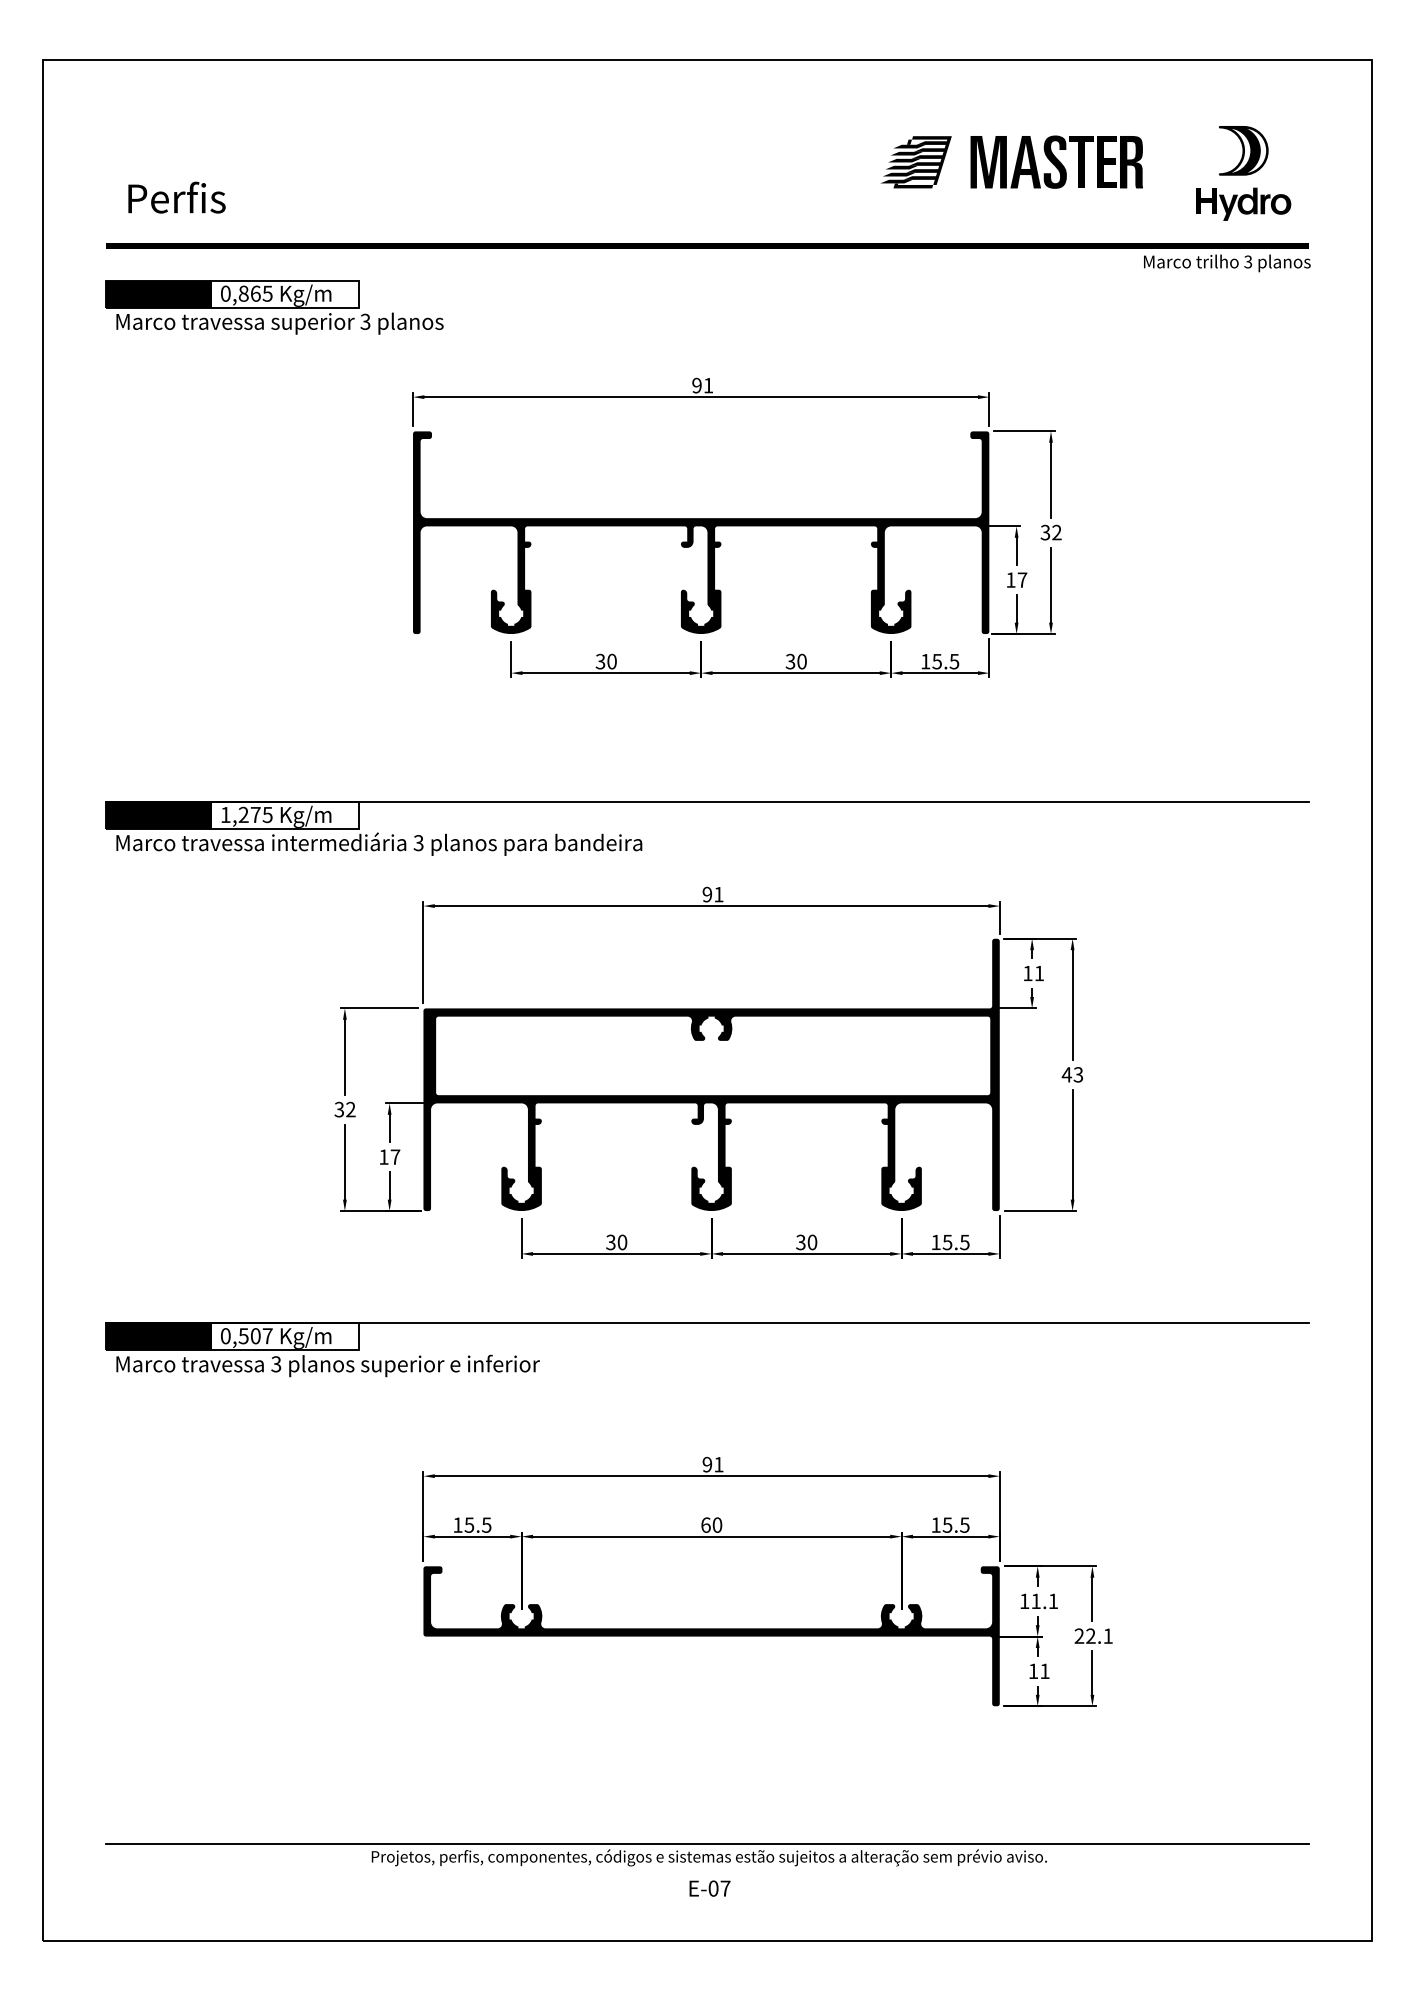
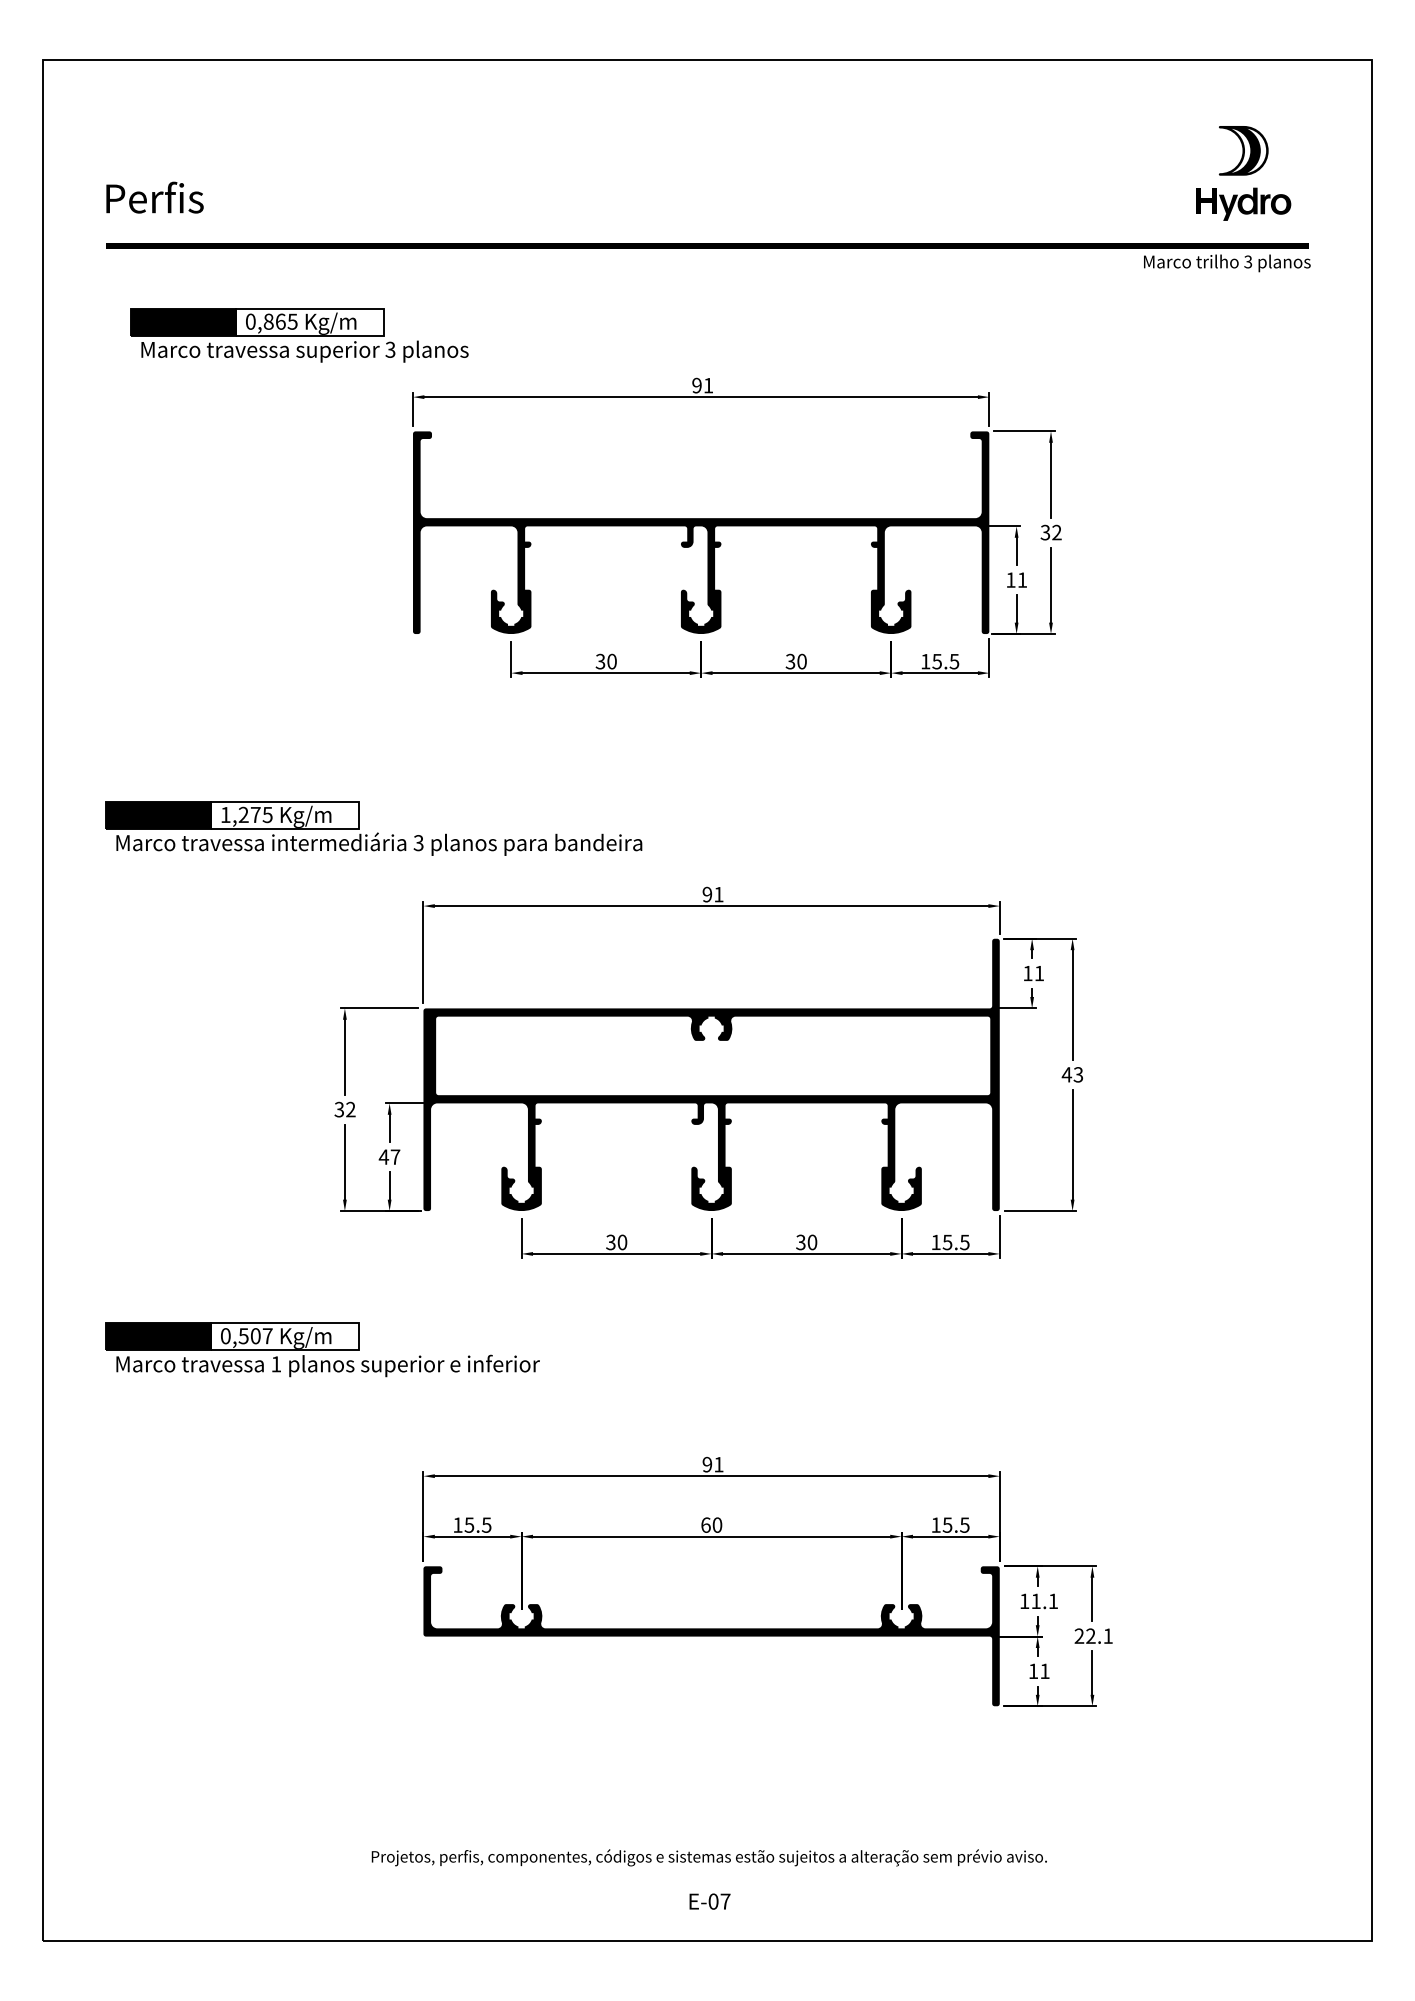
part: present -> none (1011, 161)
text position: (176, 197) -> (154, 197) (154, 197)
part position: (274, 307) -> (299, 335) (299, 335)
text: 17 -> 11 (1022, 579)
line: present -> none (707, 801)
text: 17 -> 47 (383, 1156)
line: present -> none (707, 1323)
text: 3 -> 1 (276, 1364)
line: present -> none (707, 1844)
text position: (709, 1888) -> (709, 1901) (709, 1901)
